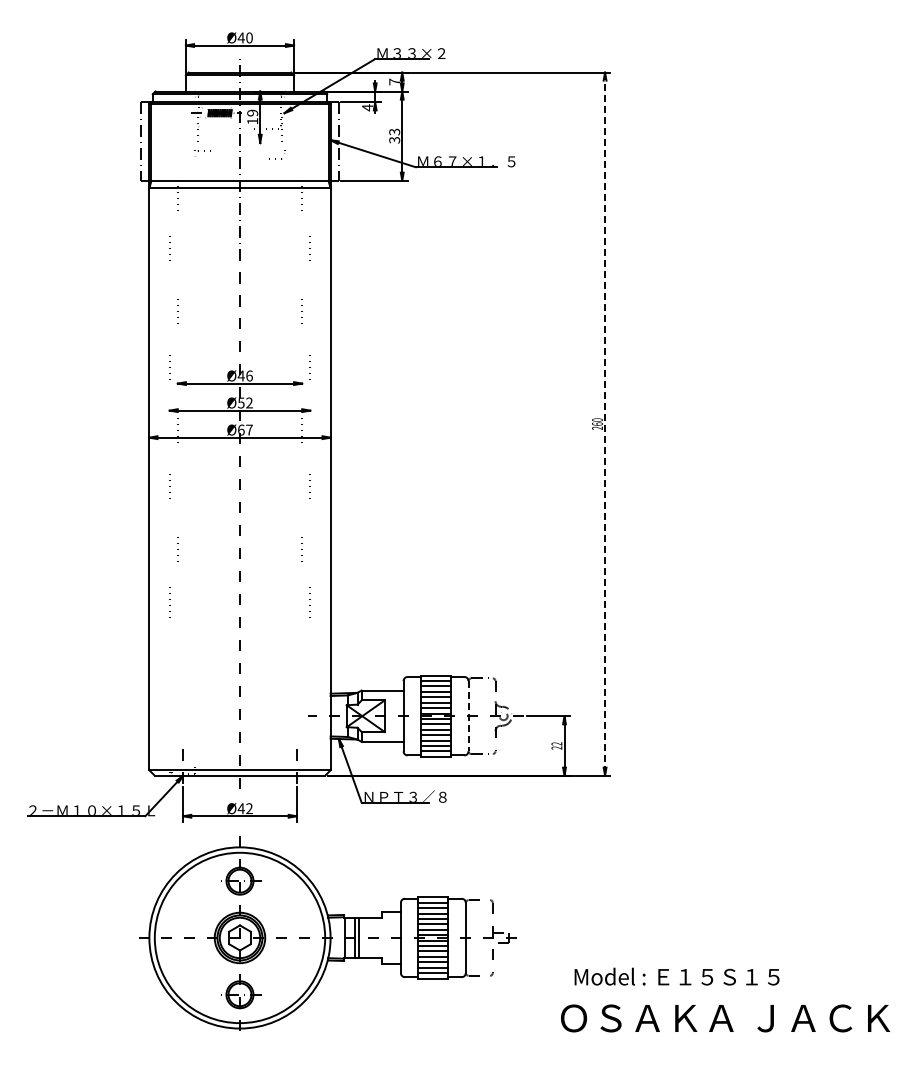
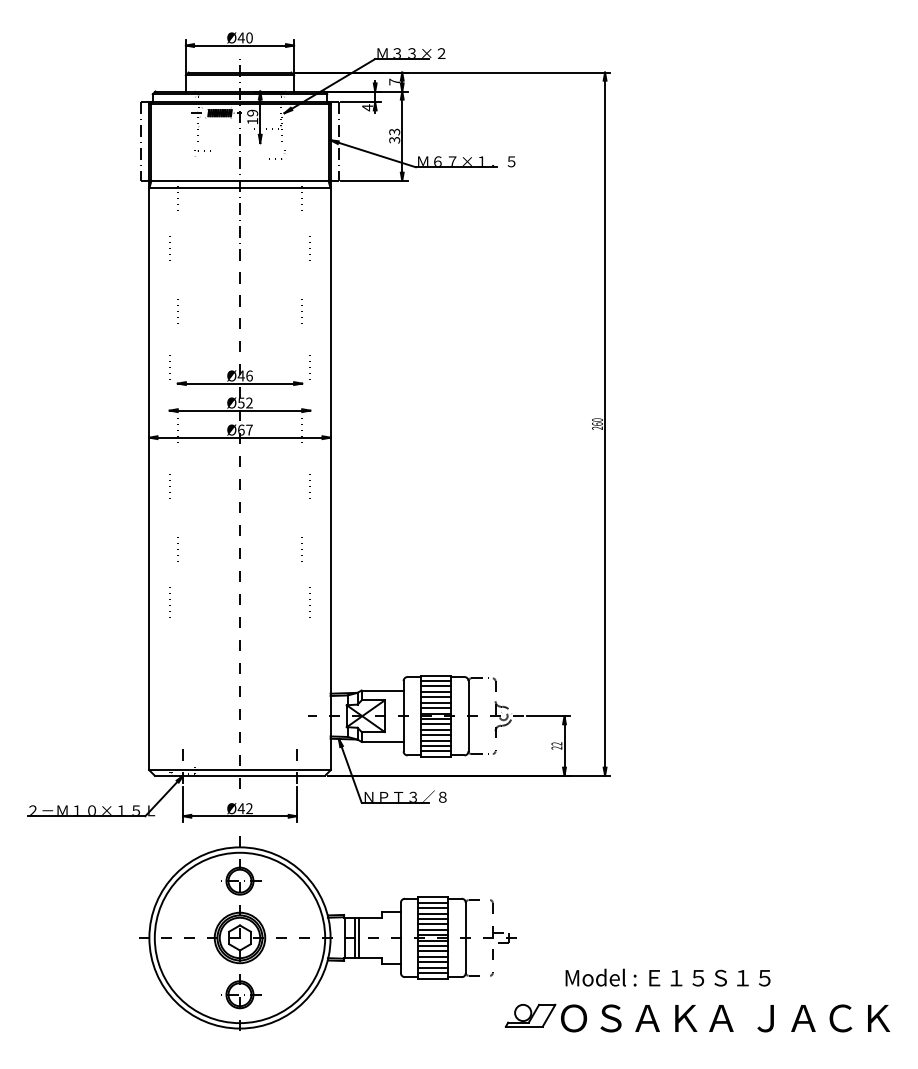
line: dashed -> solid (605, 424)
line: dashed -> solid (468, 716)
text position: (676, 976) -> (667, 977) (667, 977)
part: none -> present (530, 1015)
